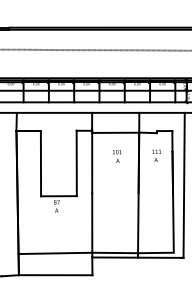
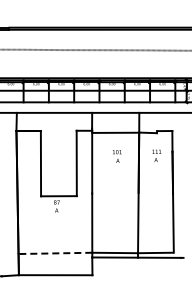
line: present -> none (183, 184)
line: solid -> dashed (55, 253)
